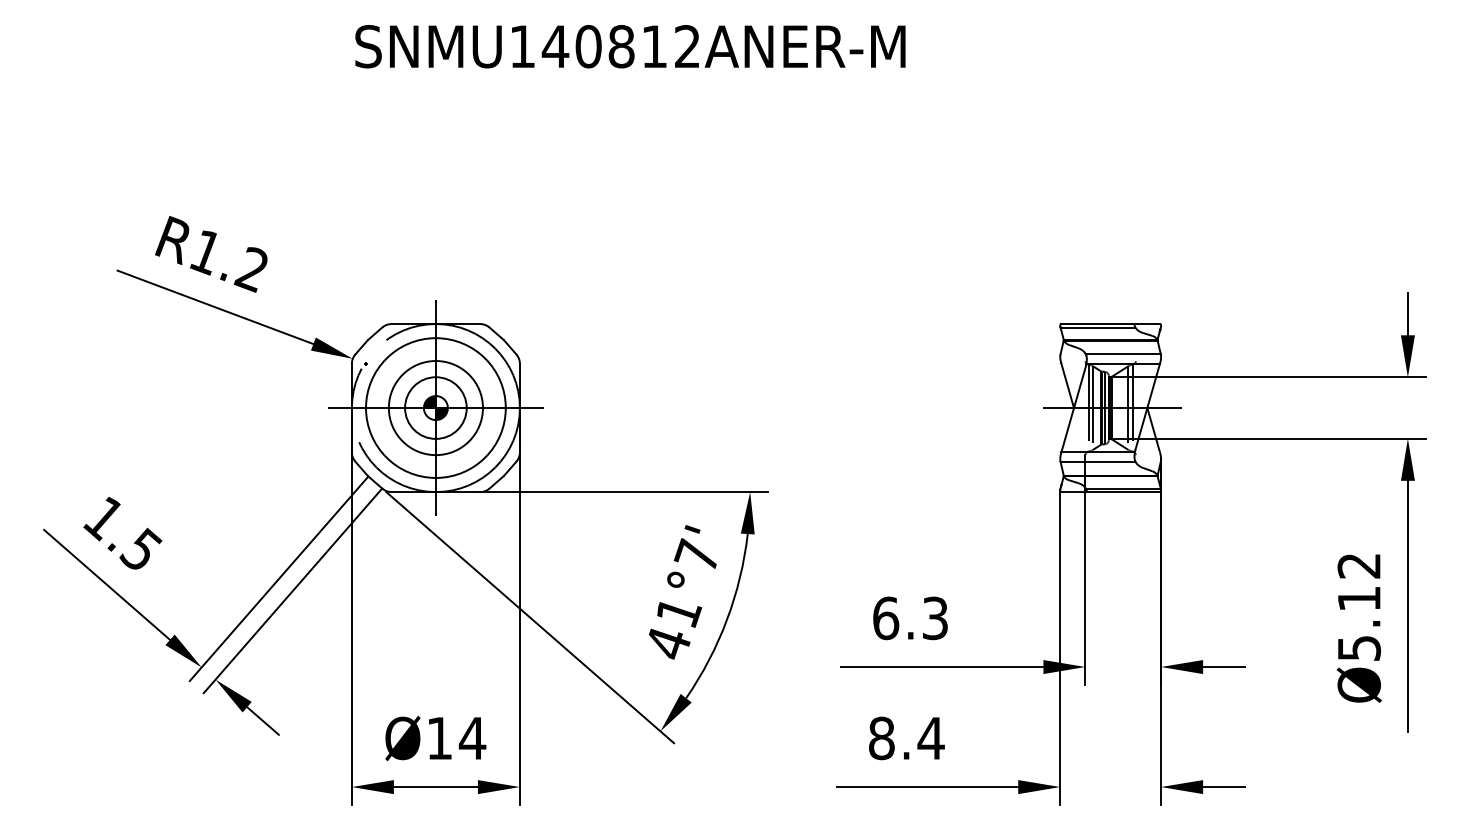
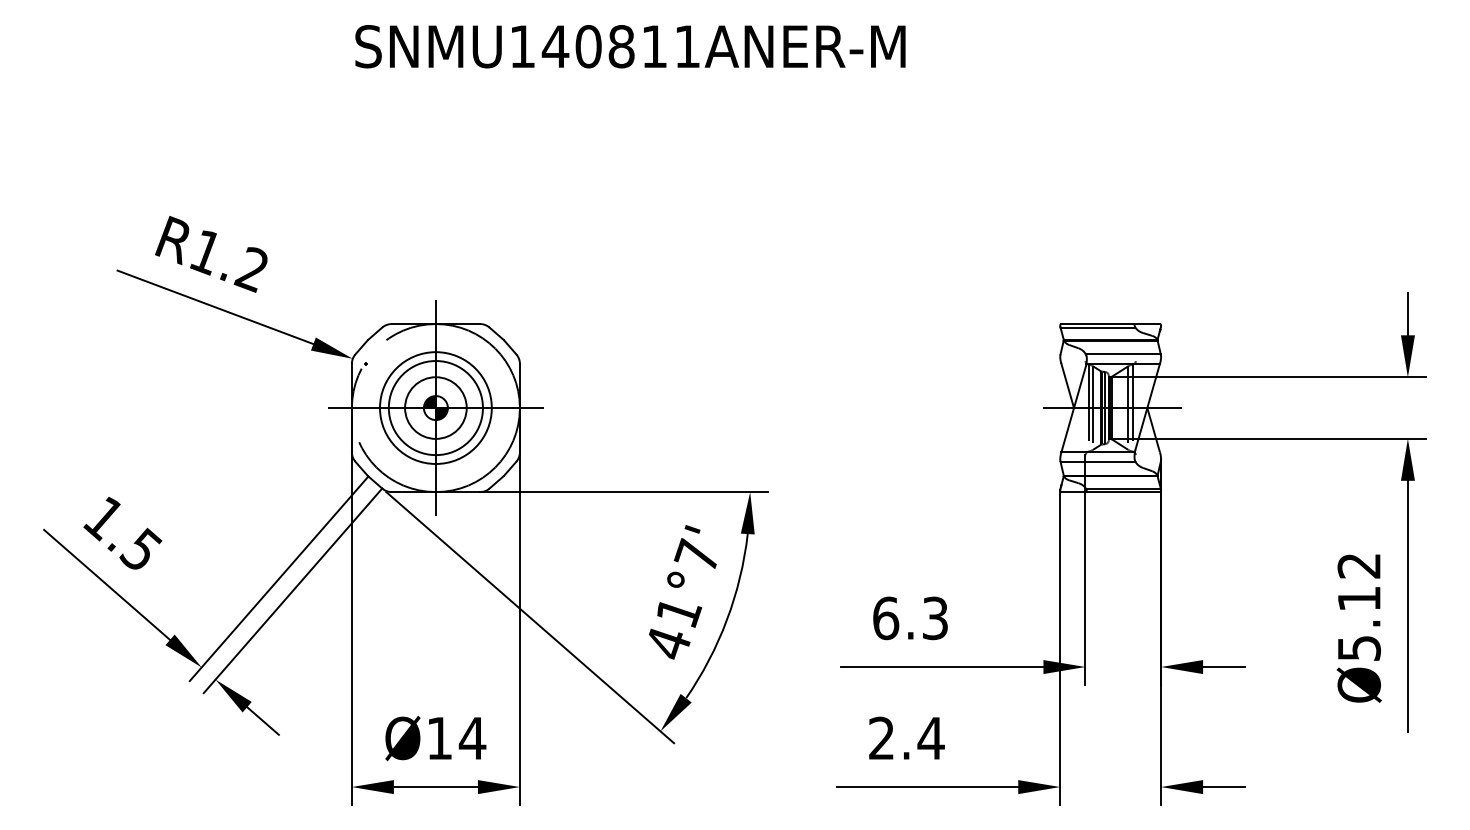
text: SNMU140812ANER-M -> SNMU140811ANER-M (687, 46)
circle diameter: 140 px -> 112 px (435, 407)
text: 8.4 -> 2.4 (881, 738)
